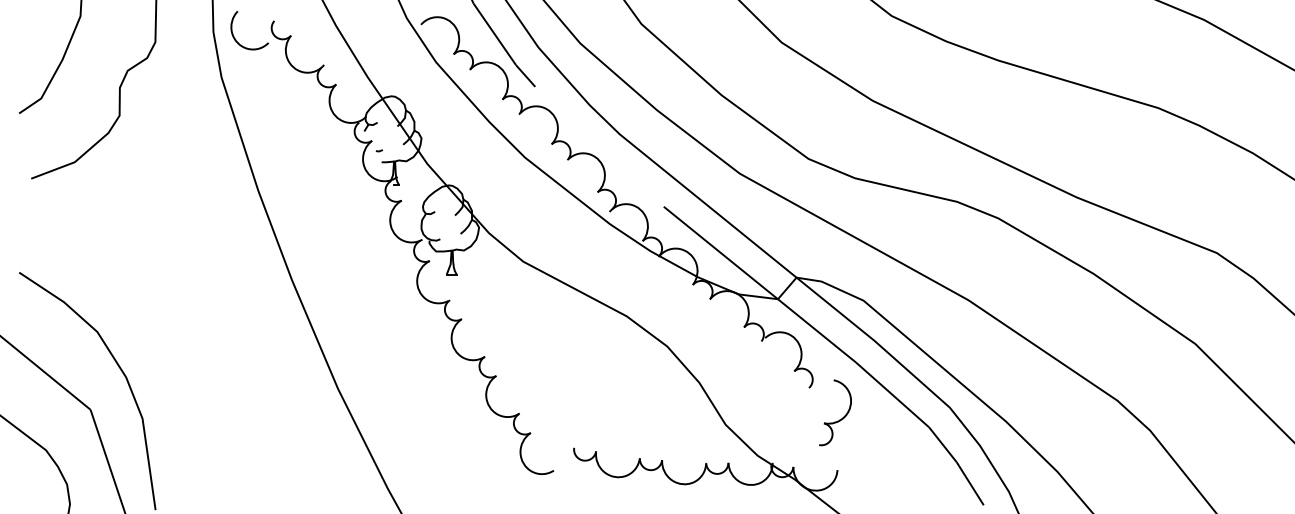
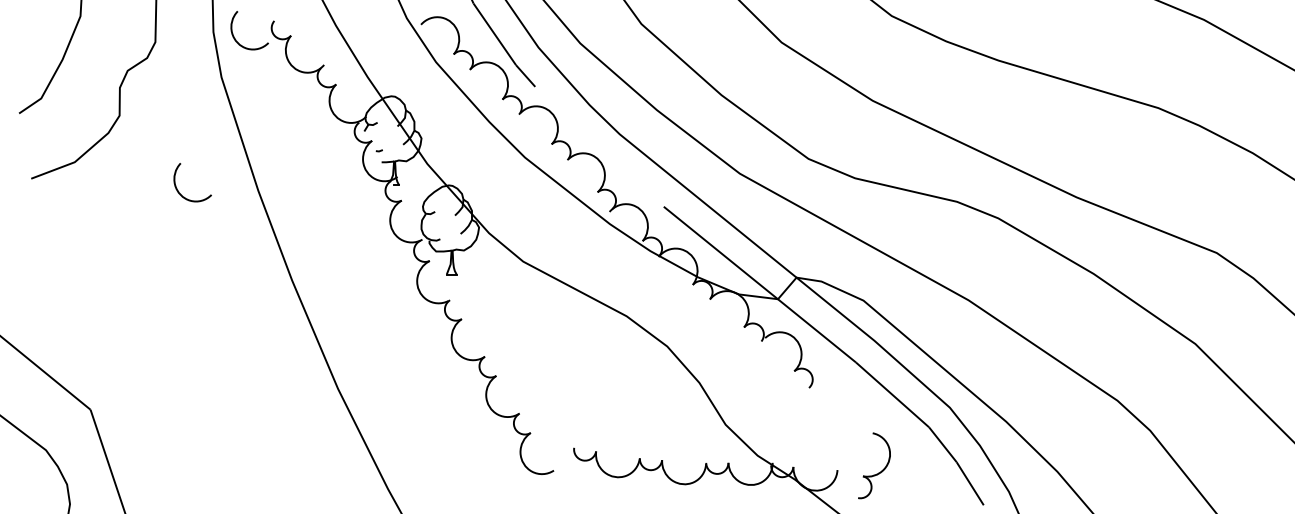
arc: none -> present (179, 191)
curve: present -> none (120, 370)
part position: (839, 419) -> (878, 472) (878, 472)
